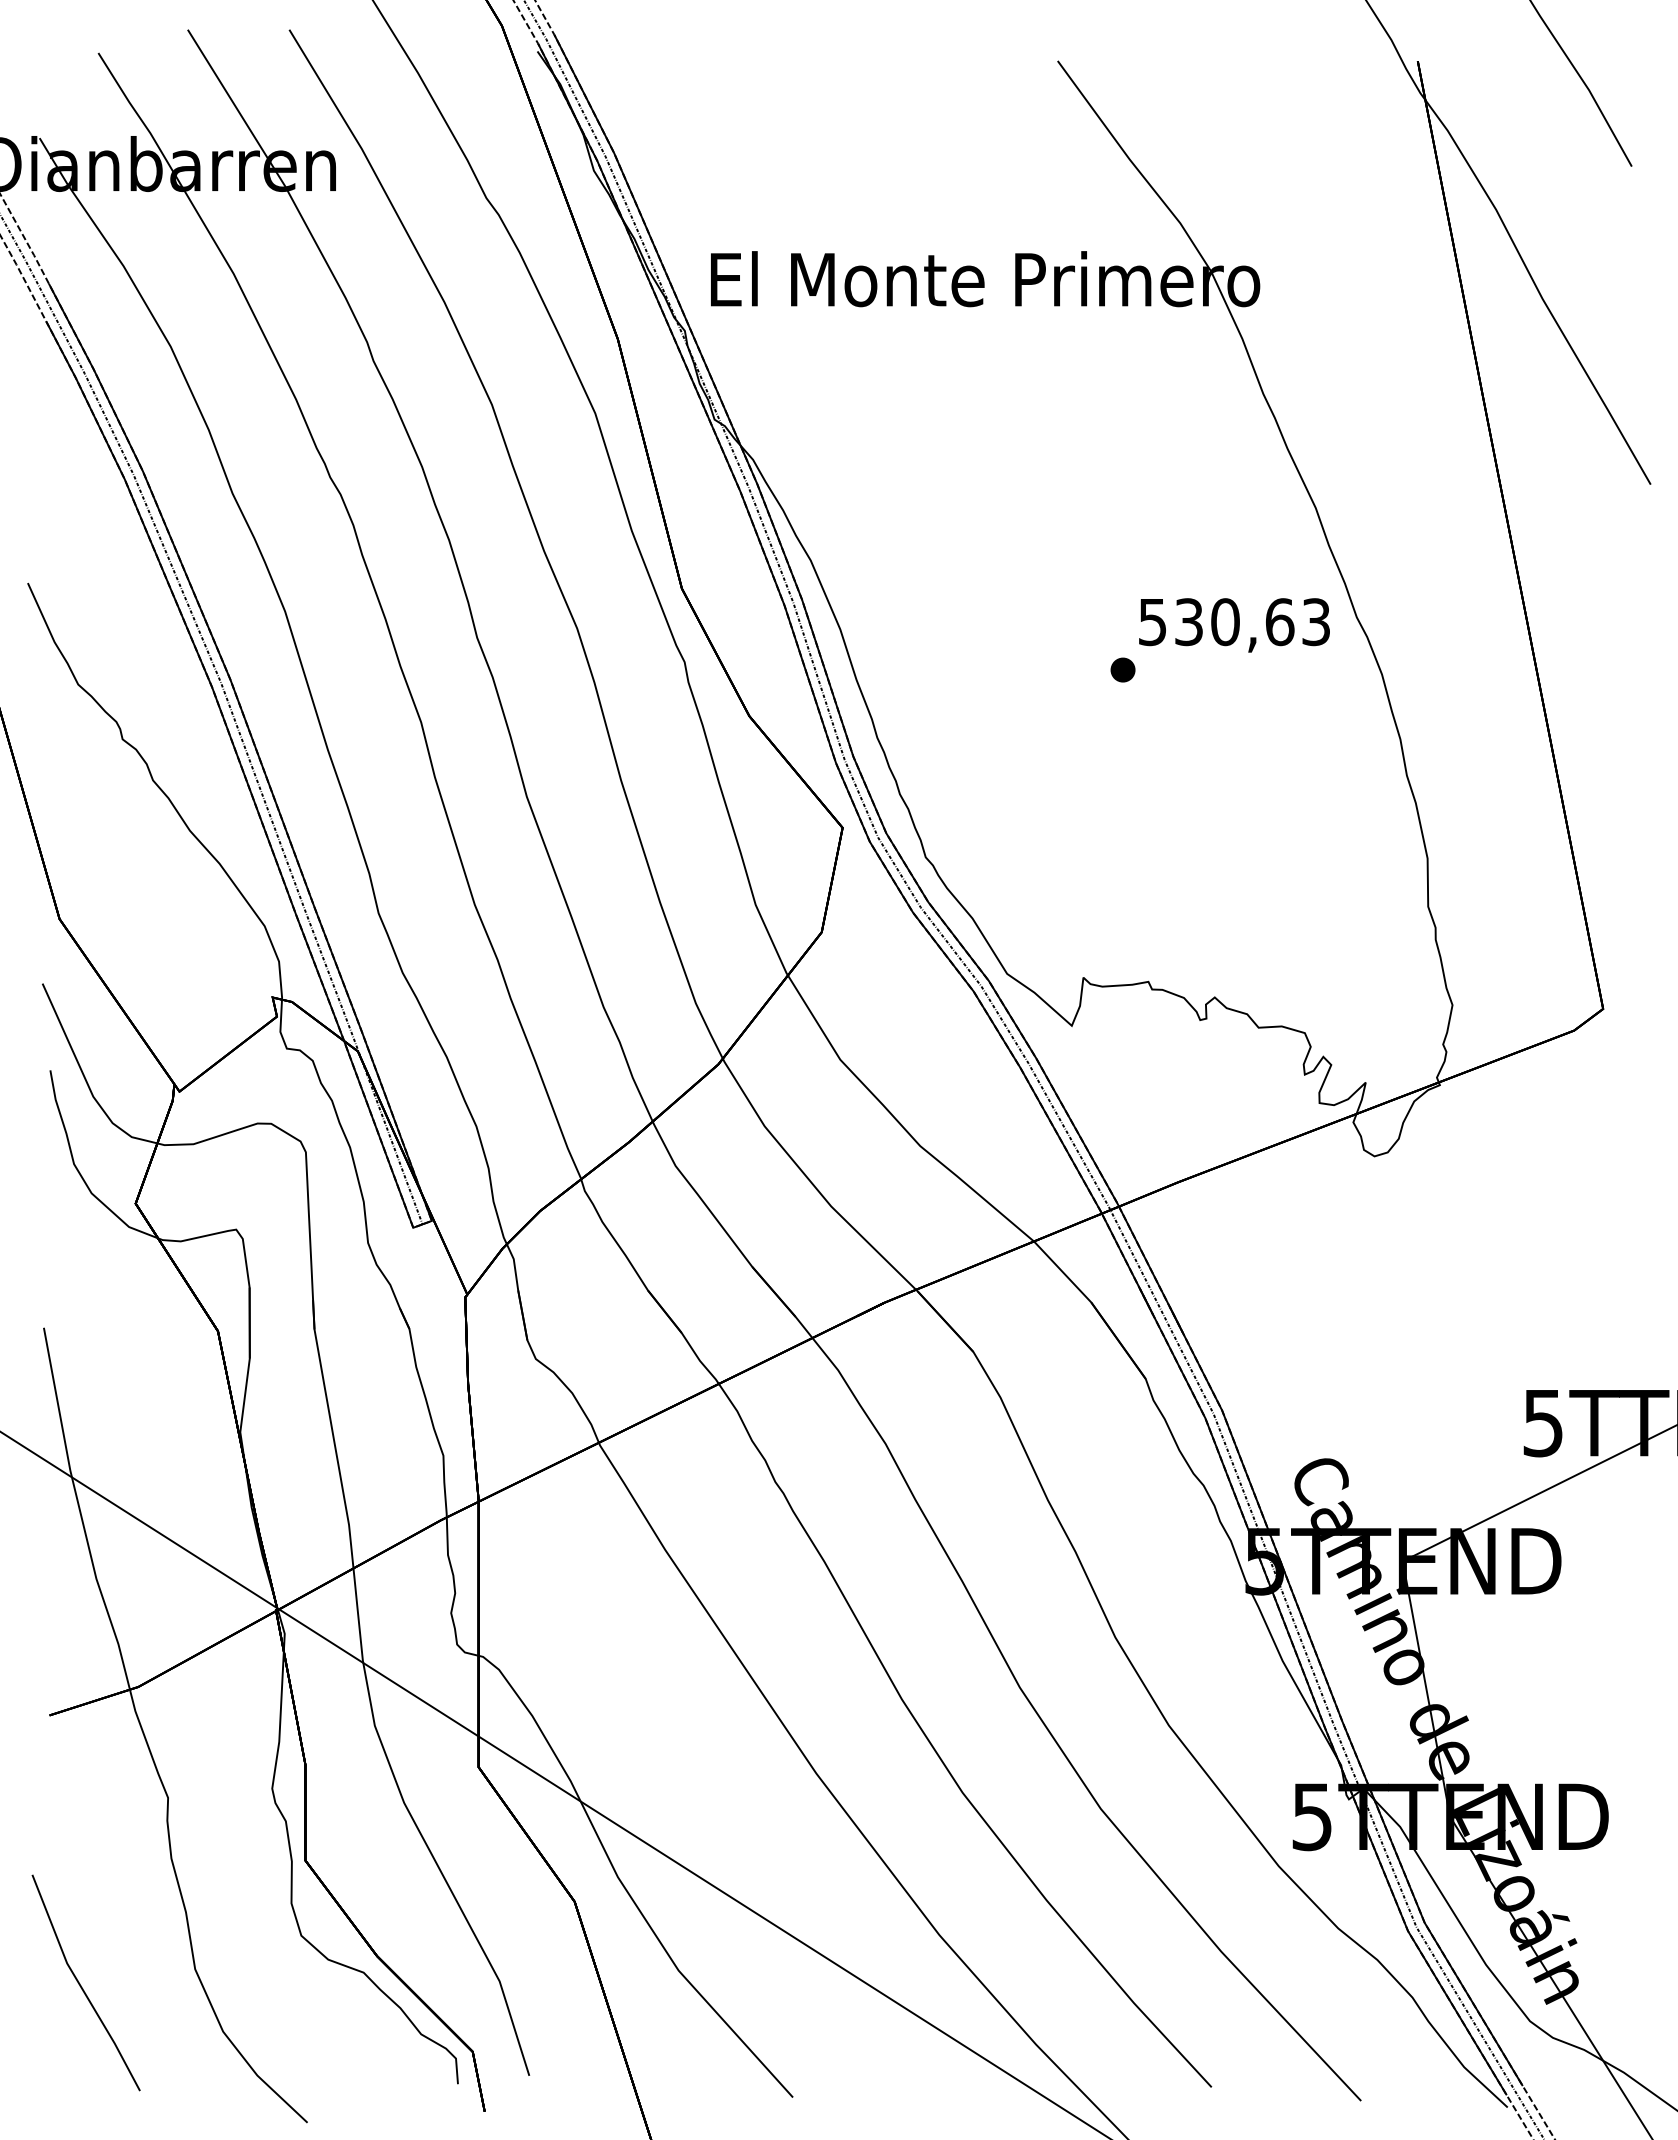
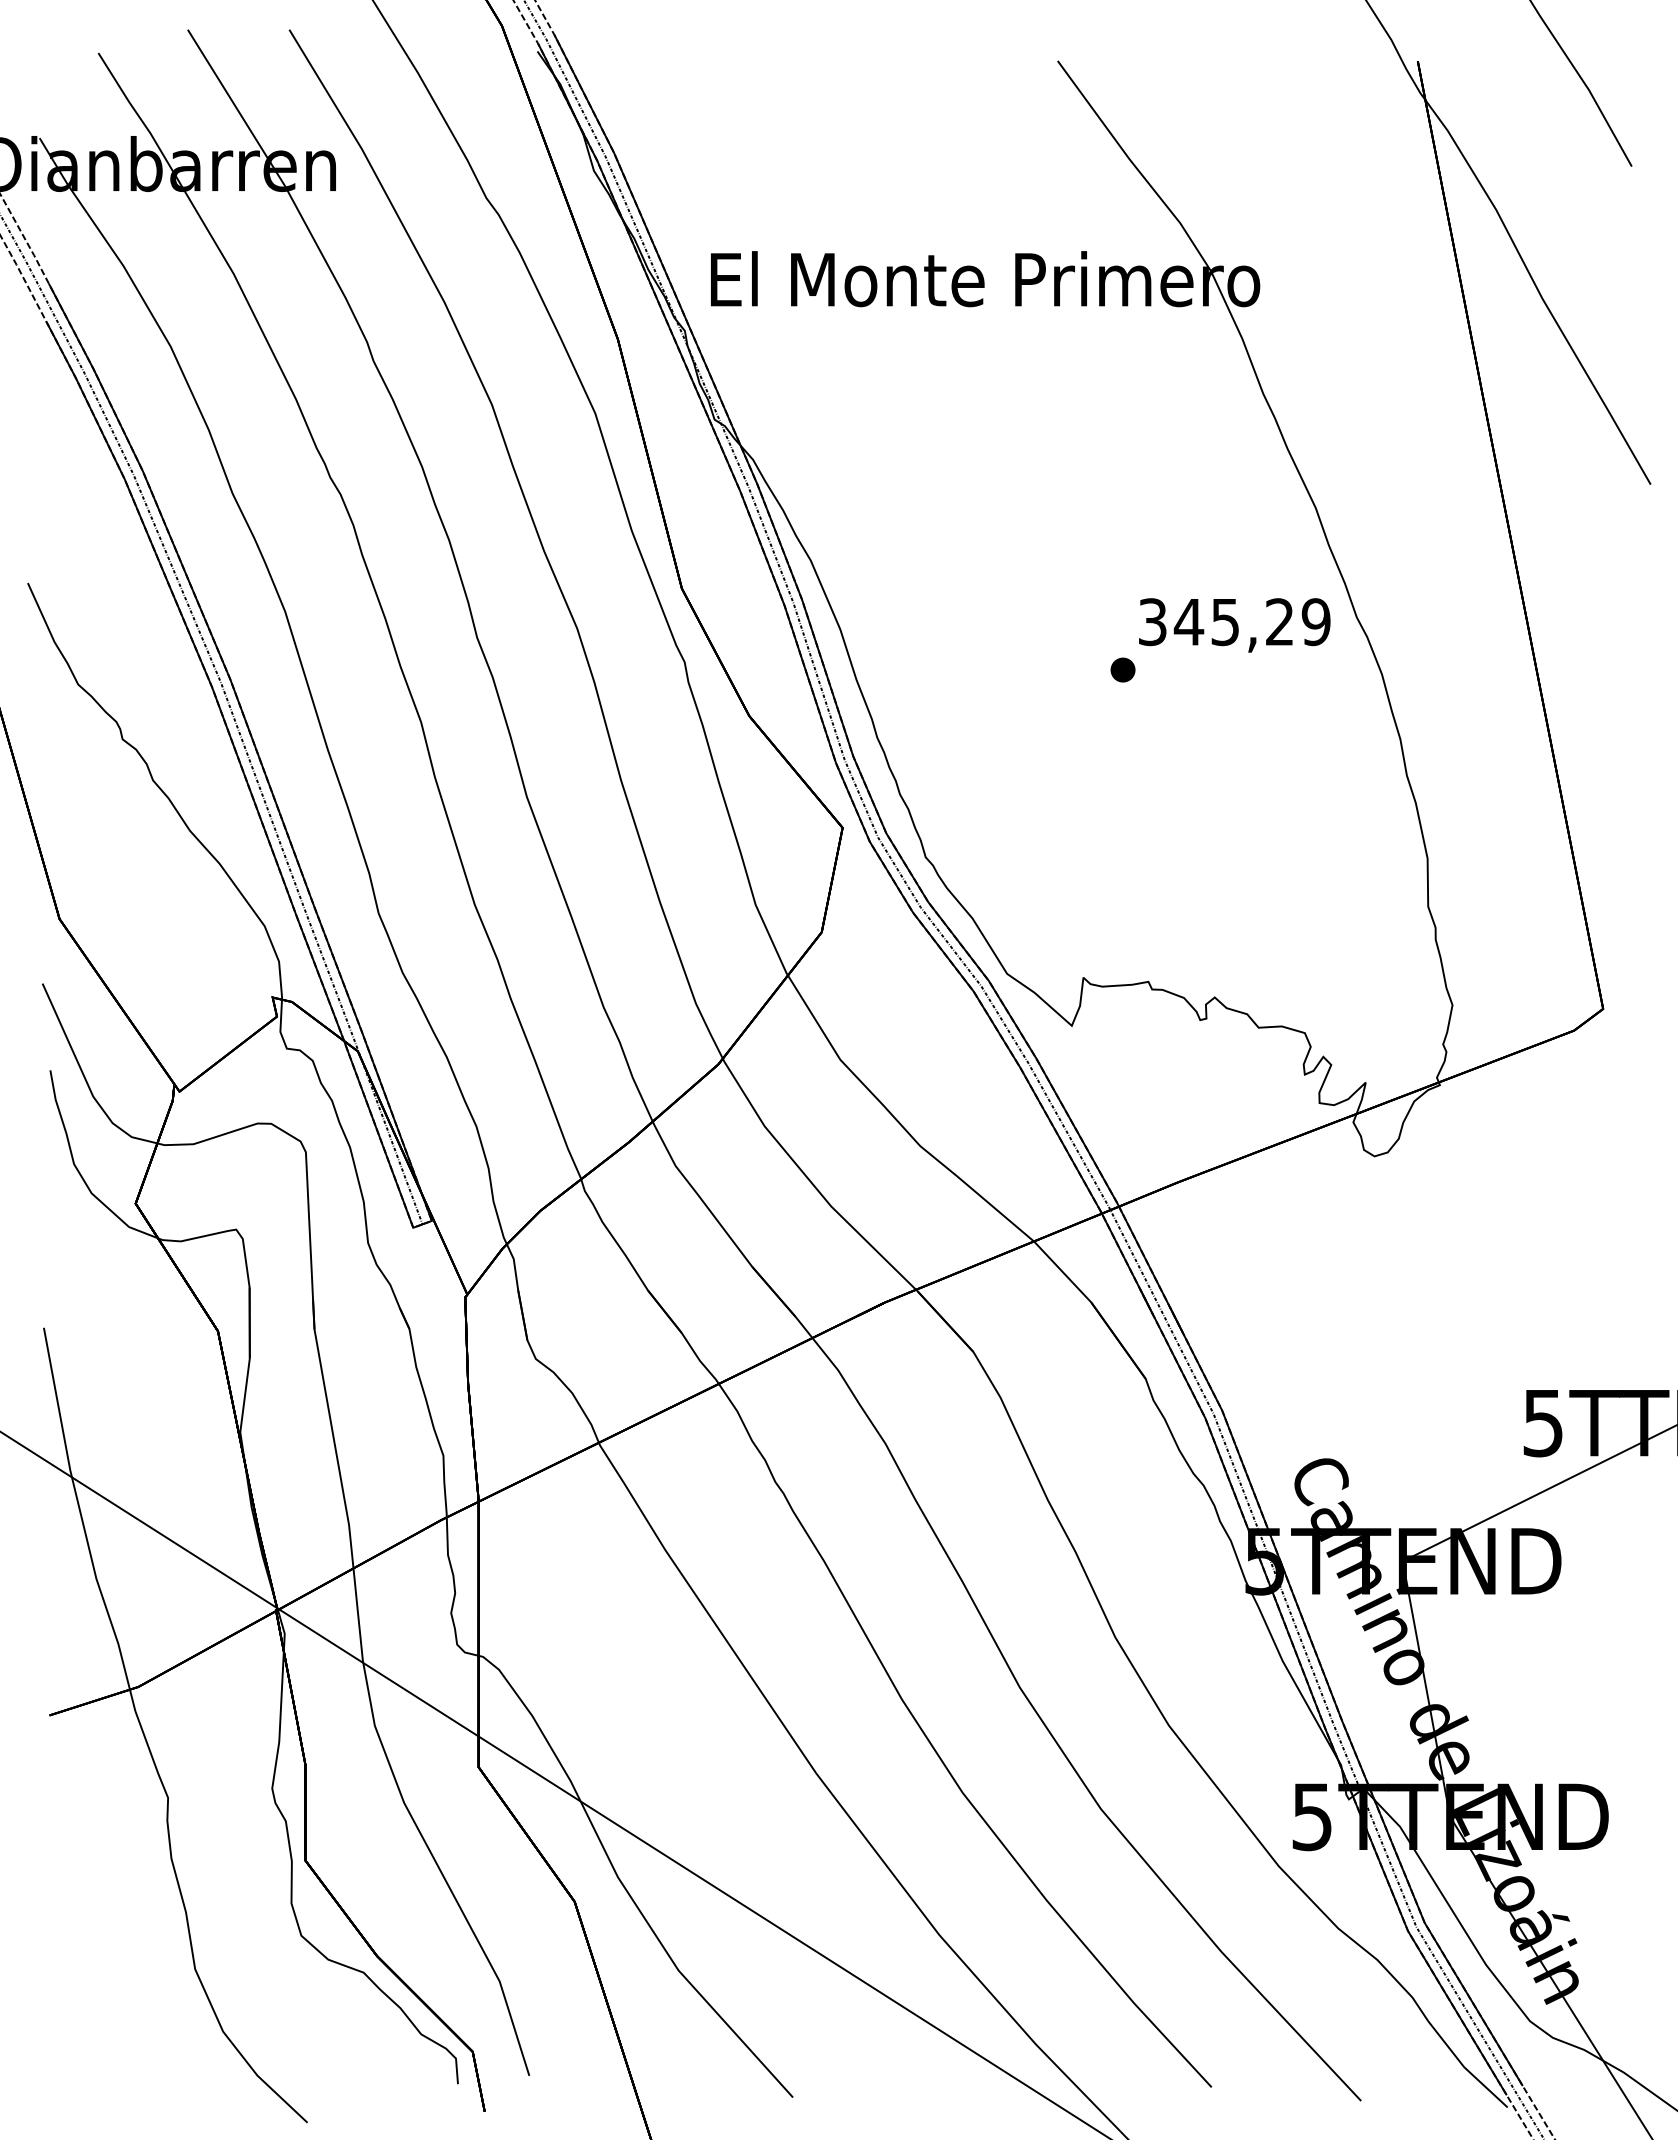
text: 530,63 -> 345,29 (1234, 622)
part: present -> none (85, 1982)
